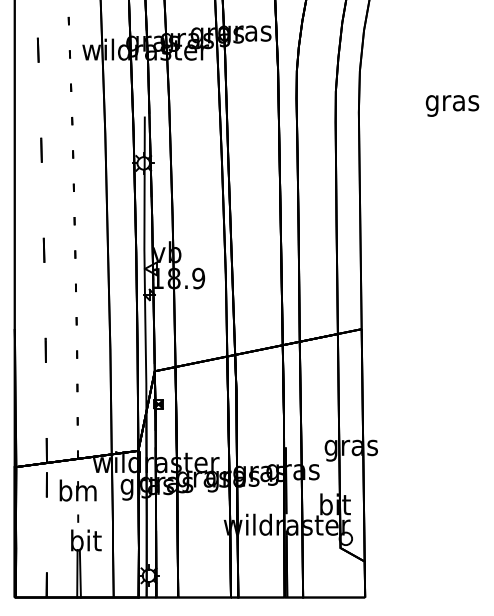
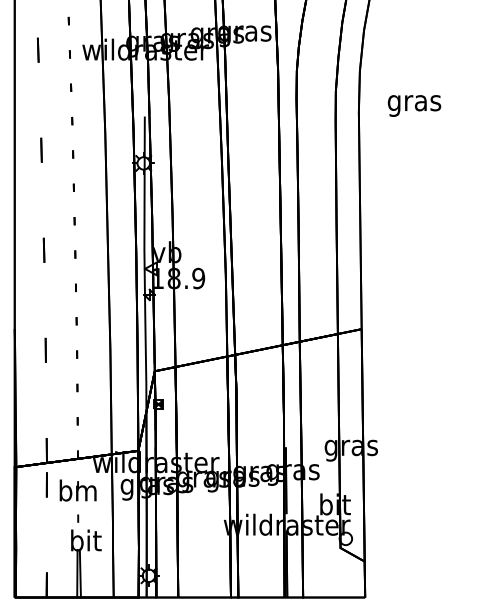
text position: (452, 105) -> (414, 105) (414, 105)
